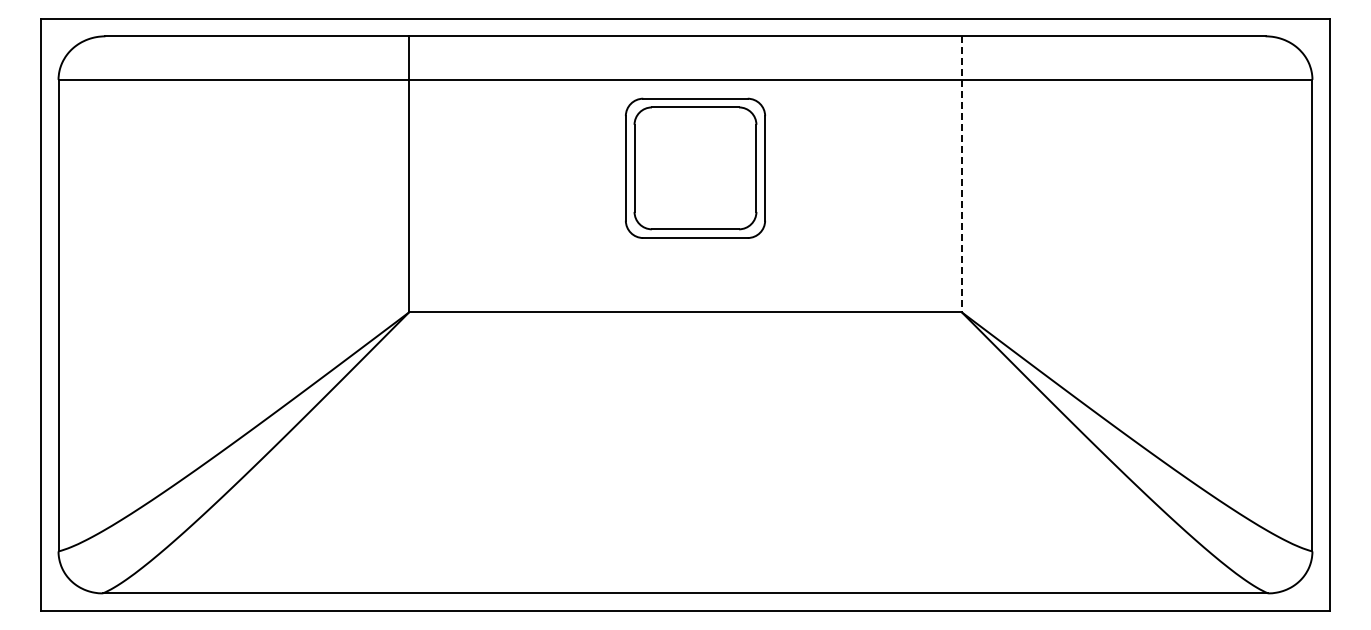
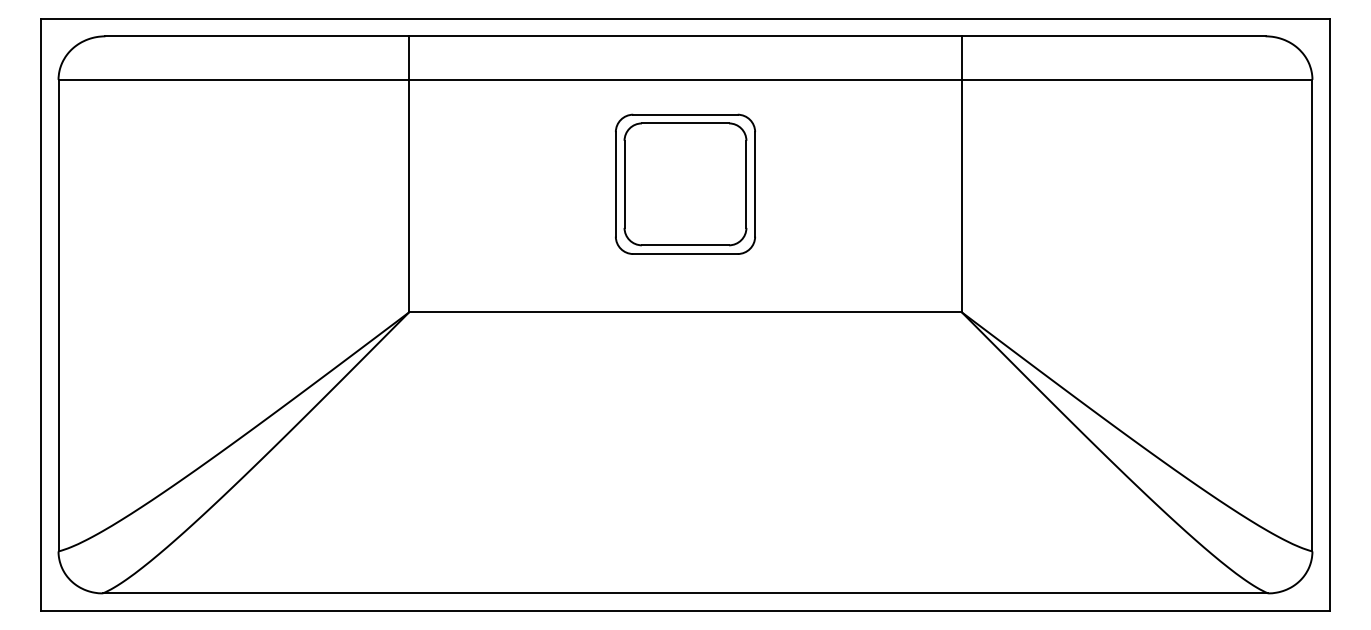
part position: (695, 167) -> (685, 183) (685, 183)
line: dashed -> solid (961, 174)
